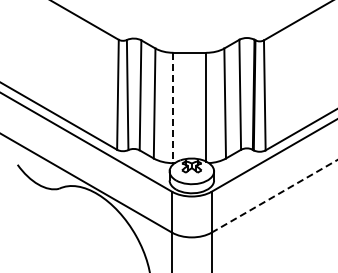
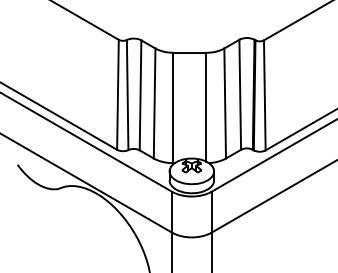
line: dashed -> solid (173, 108)
line: dashed -> solid (274, 196)
